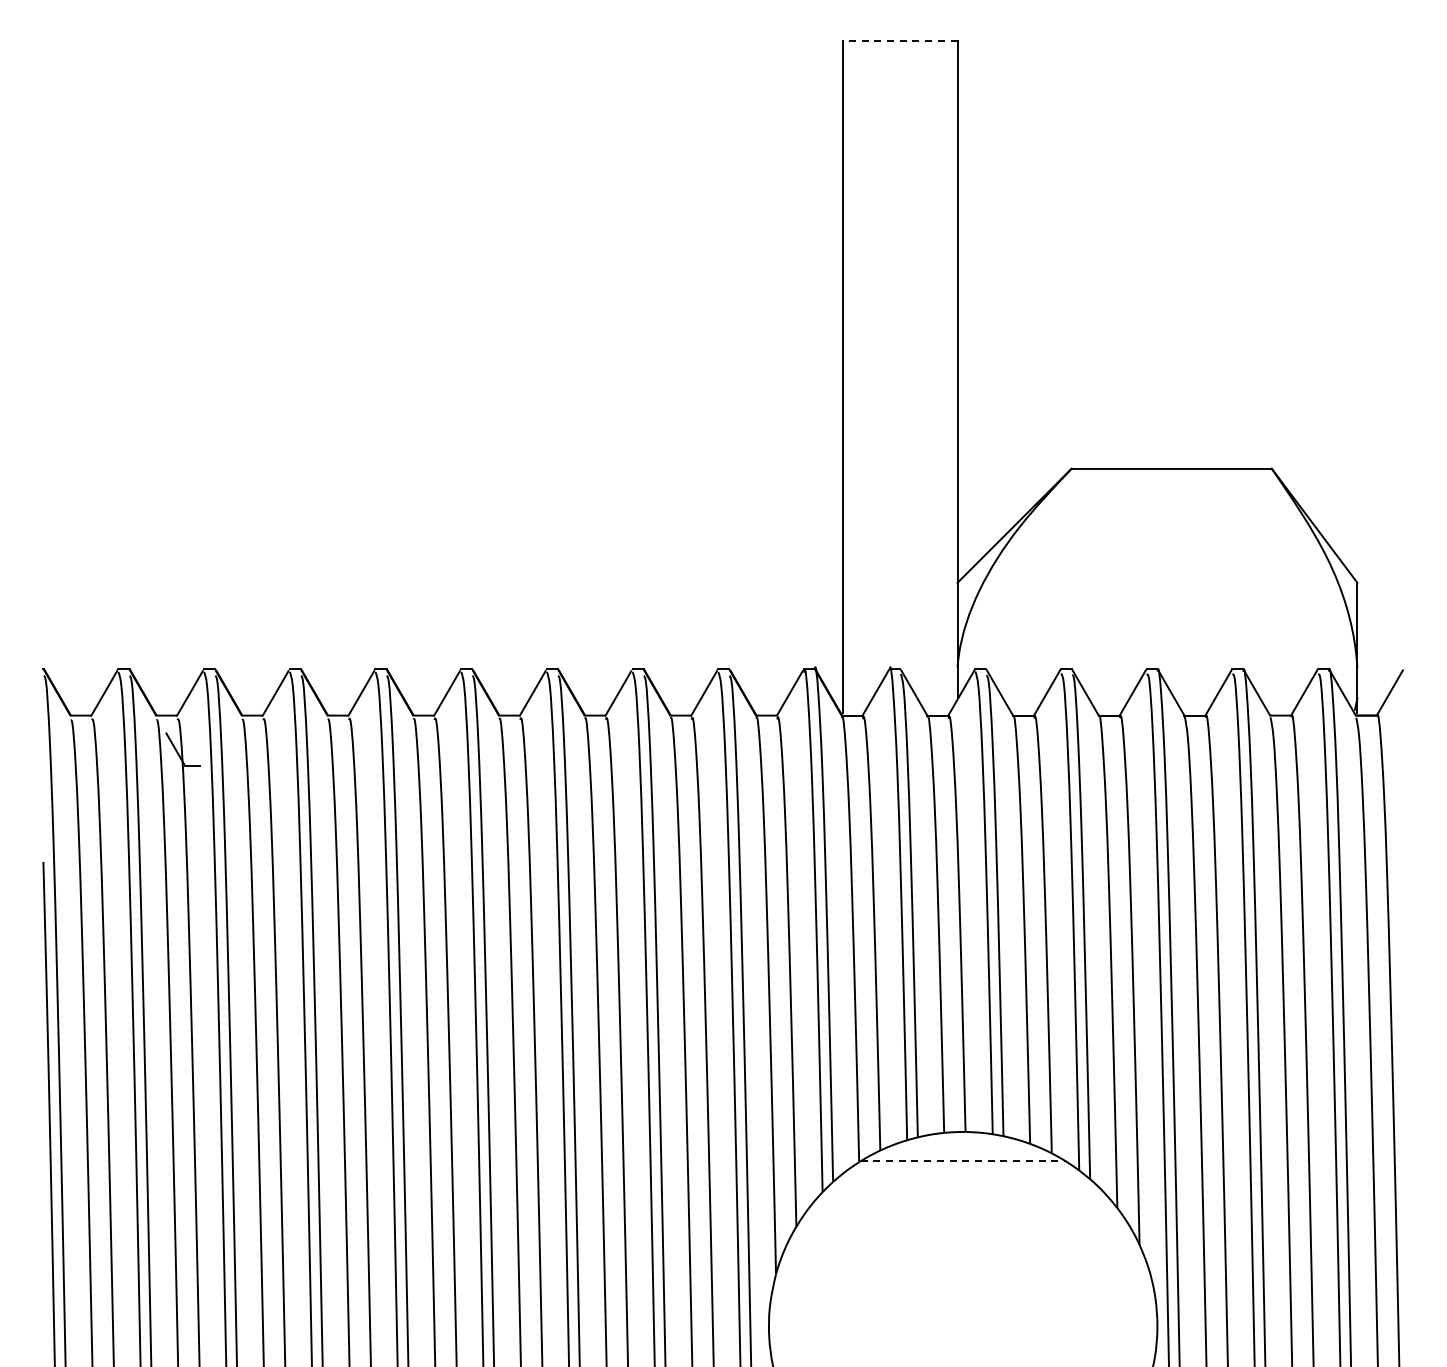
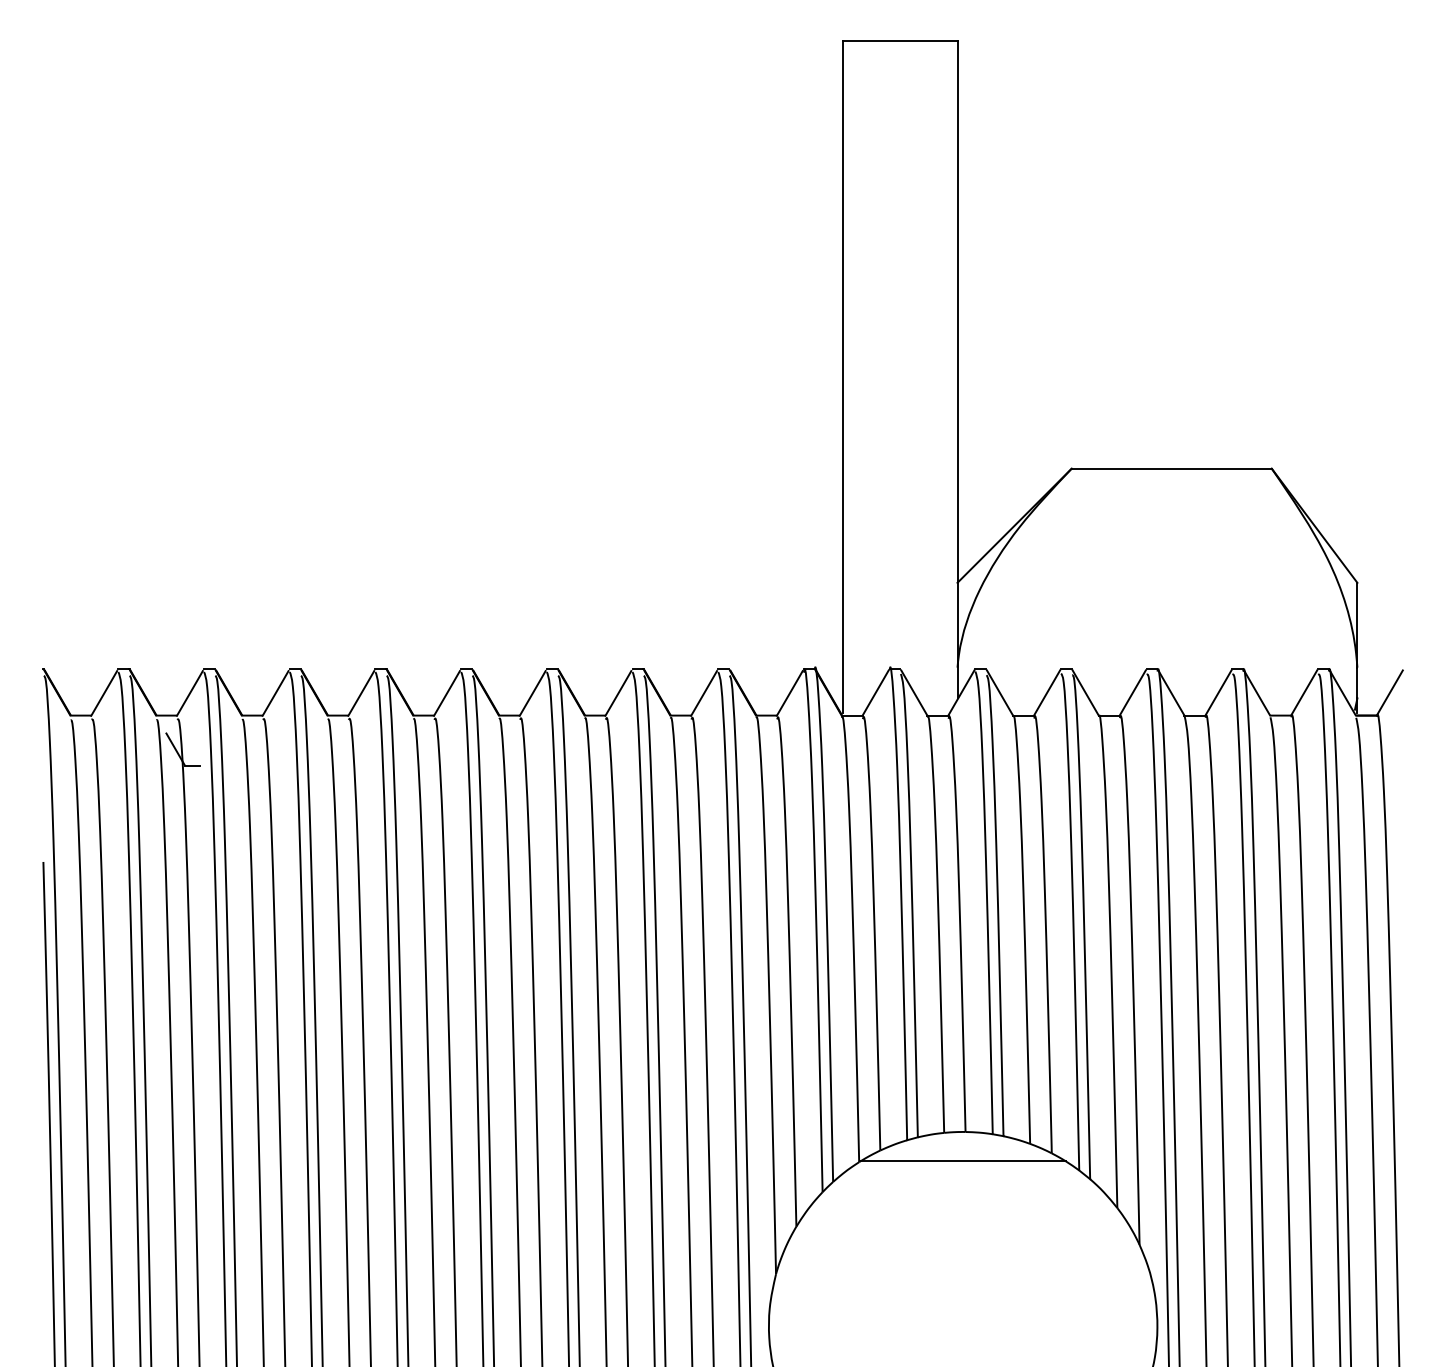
line: dashed -> solid (899, 40)
line: dashed -> solid (963, 1161)
